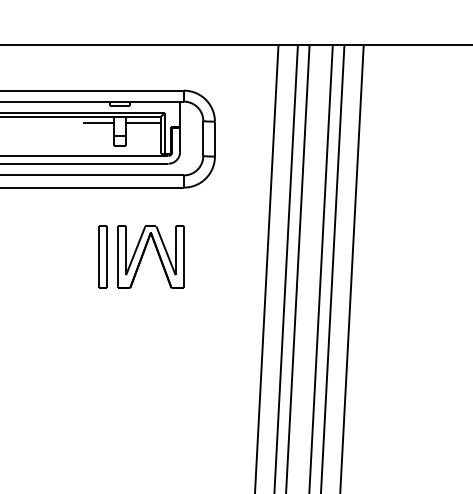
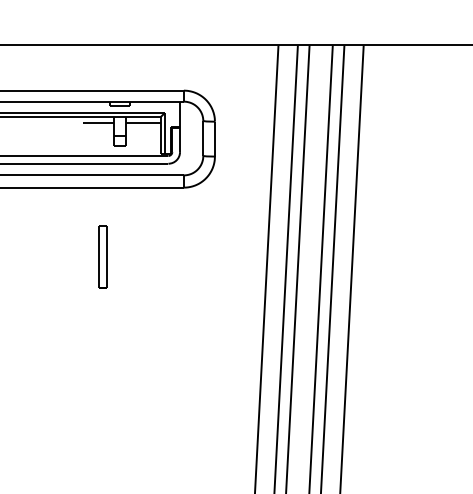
part: present -> none (144, 253)
